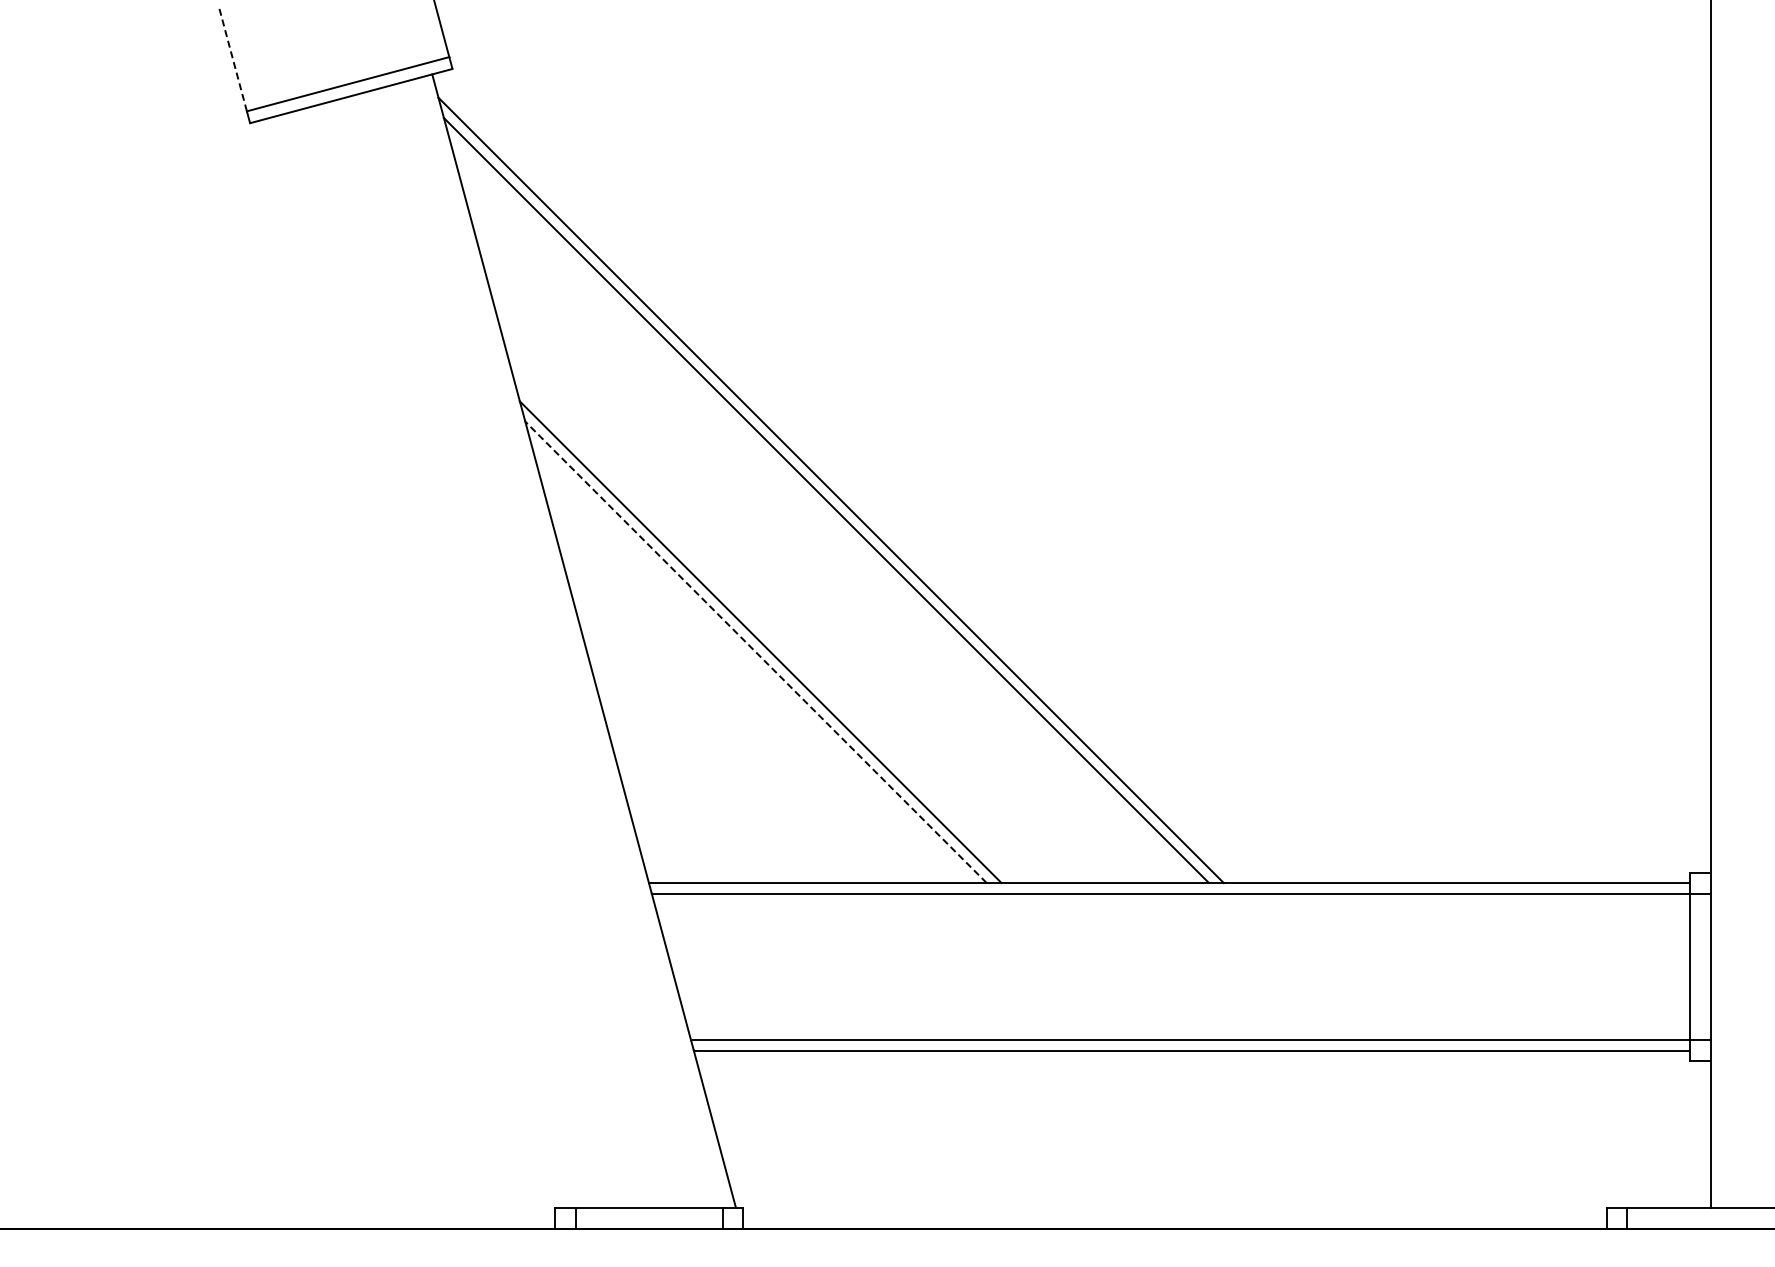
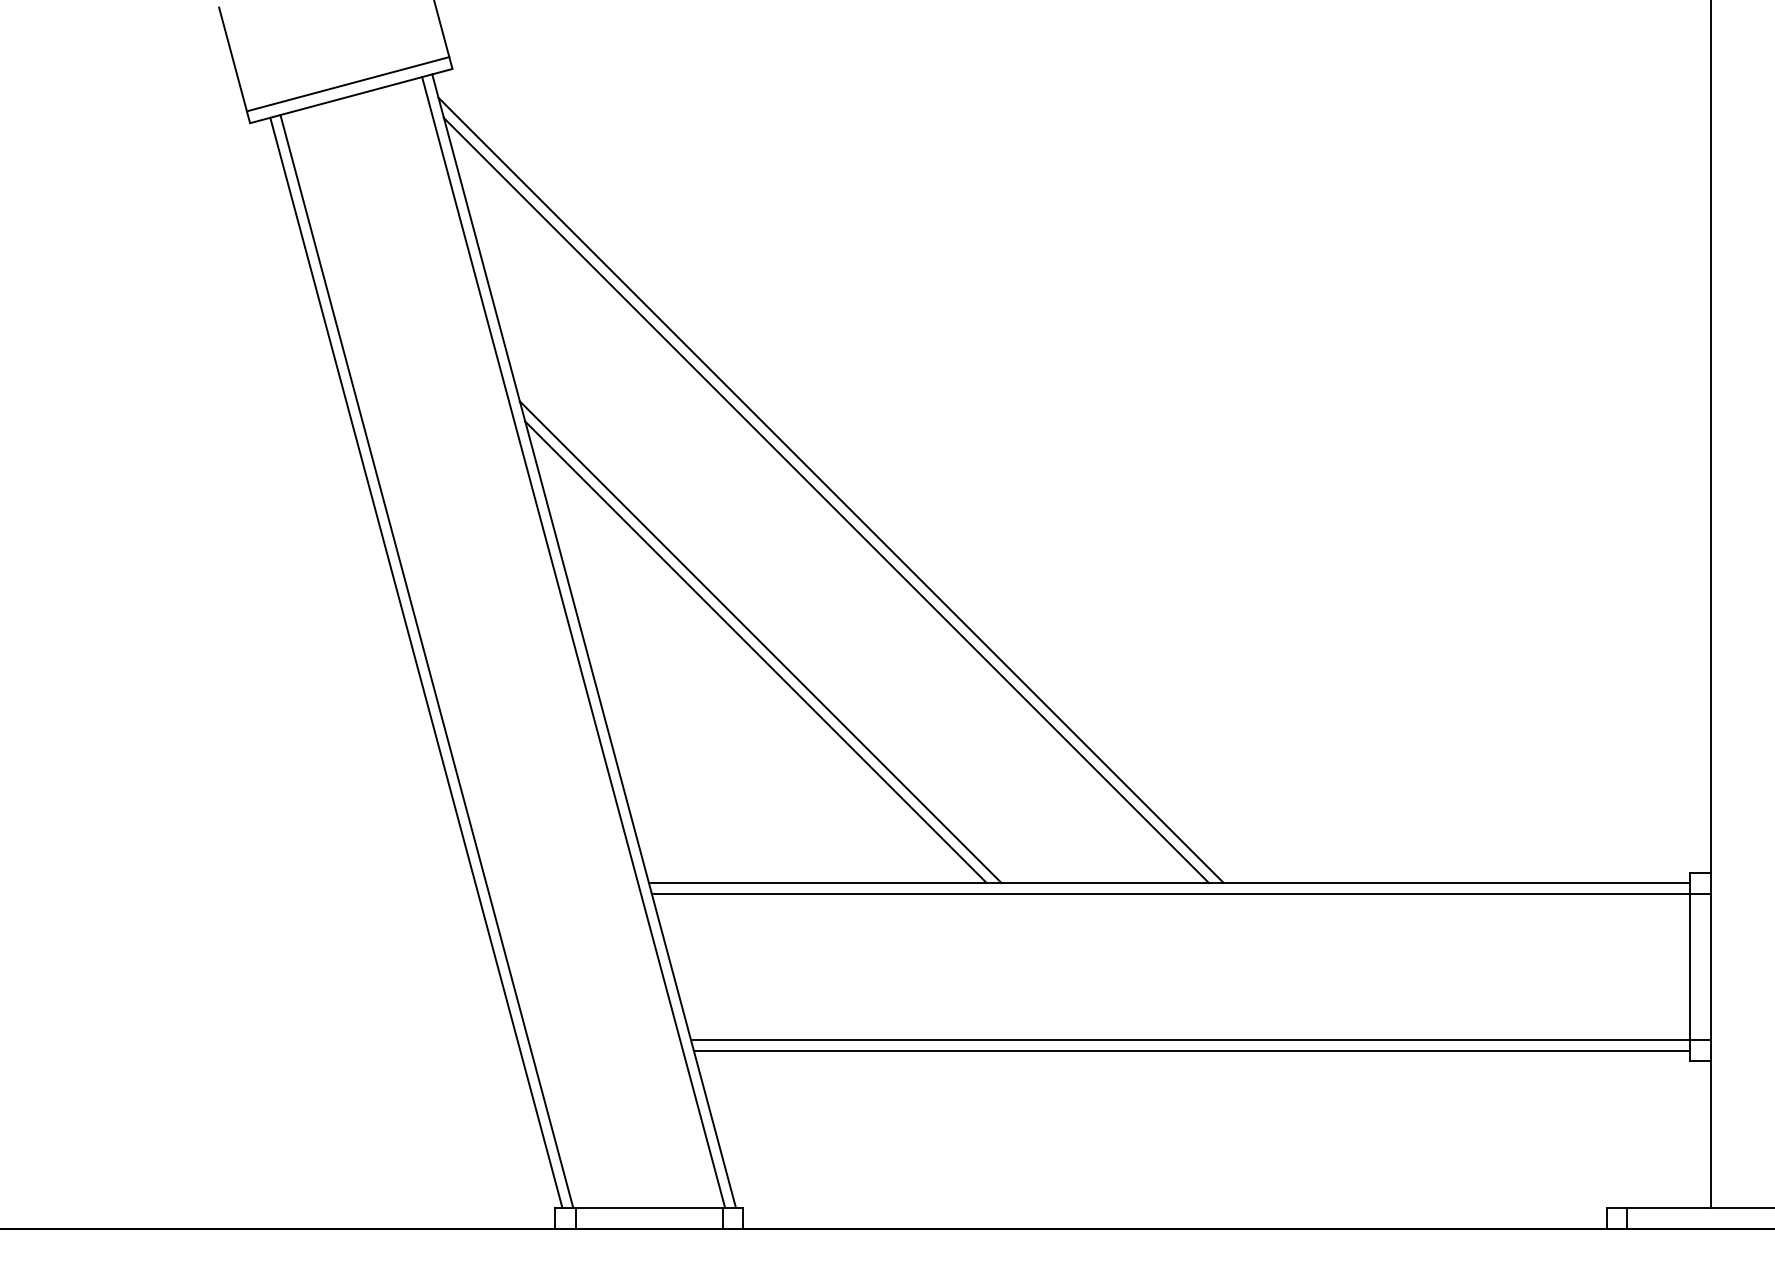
line: dashed -> solid (233, 59)
line: none -> present (573, 642)
line: dashed -> solid (755, 651)
line: none -> present (426, 661)
line: none -> present (416, 662)
